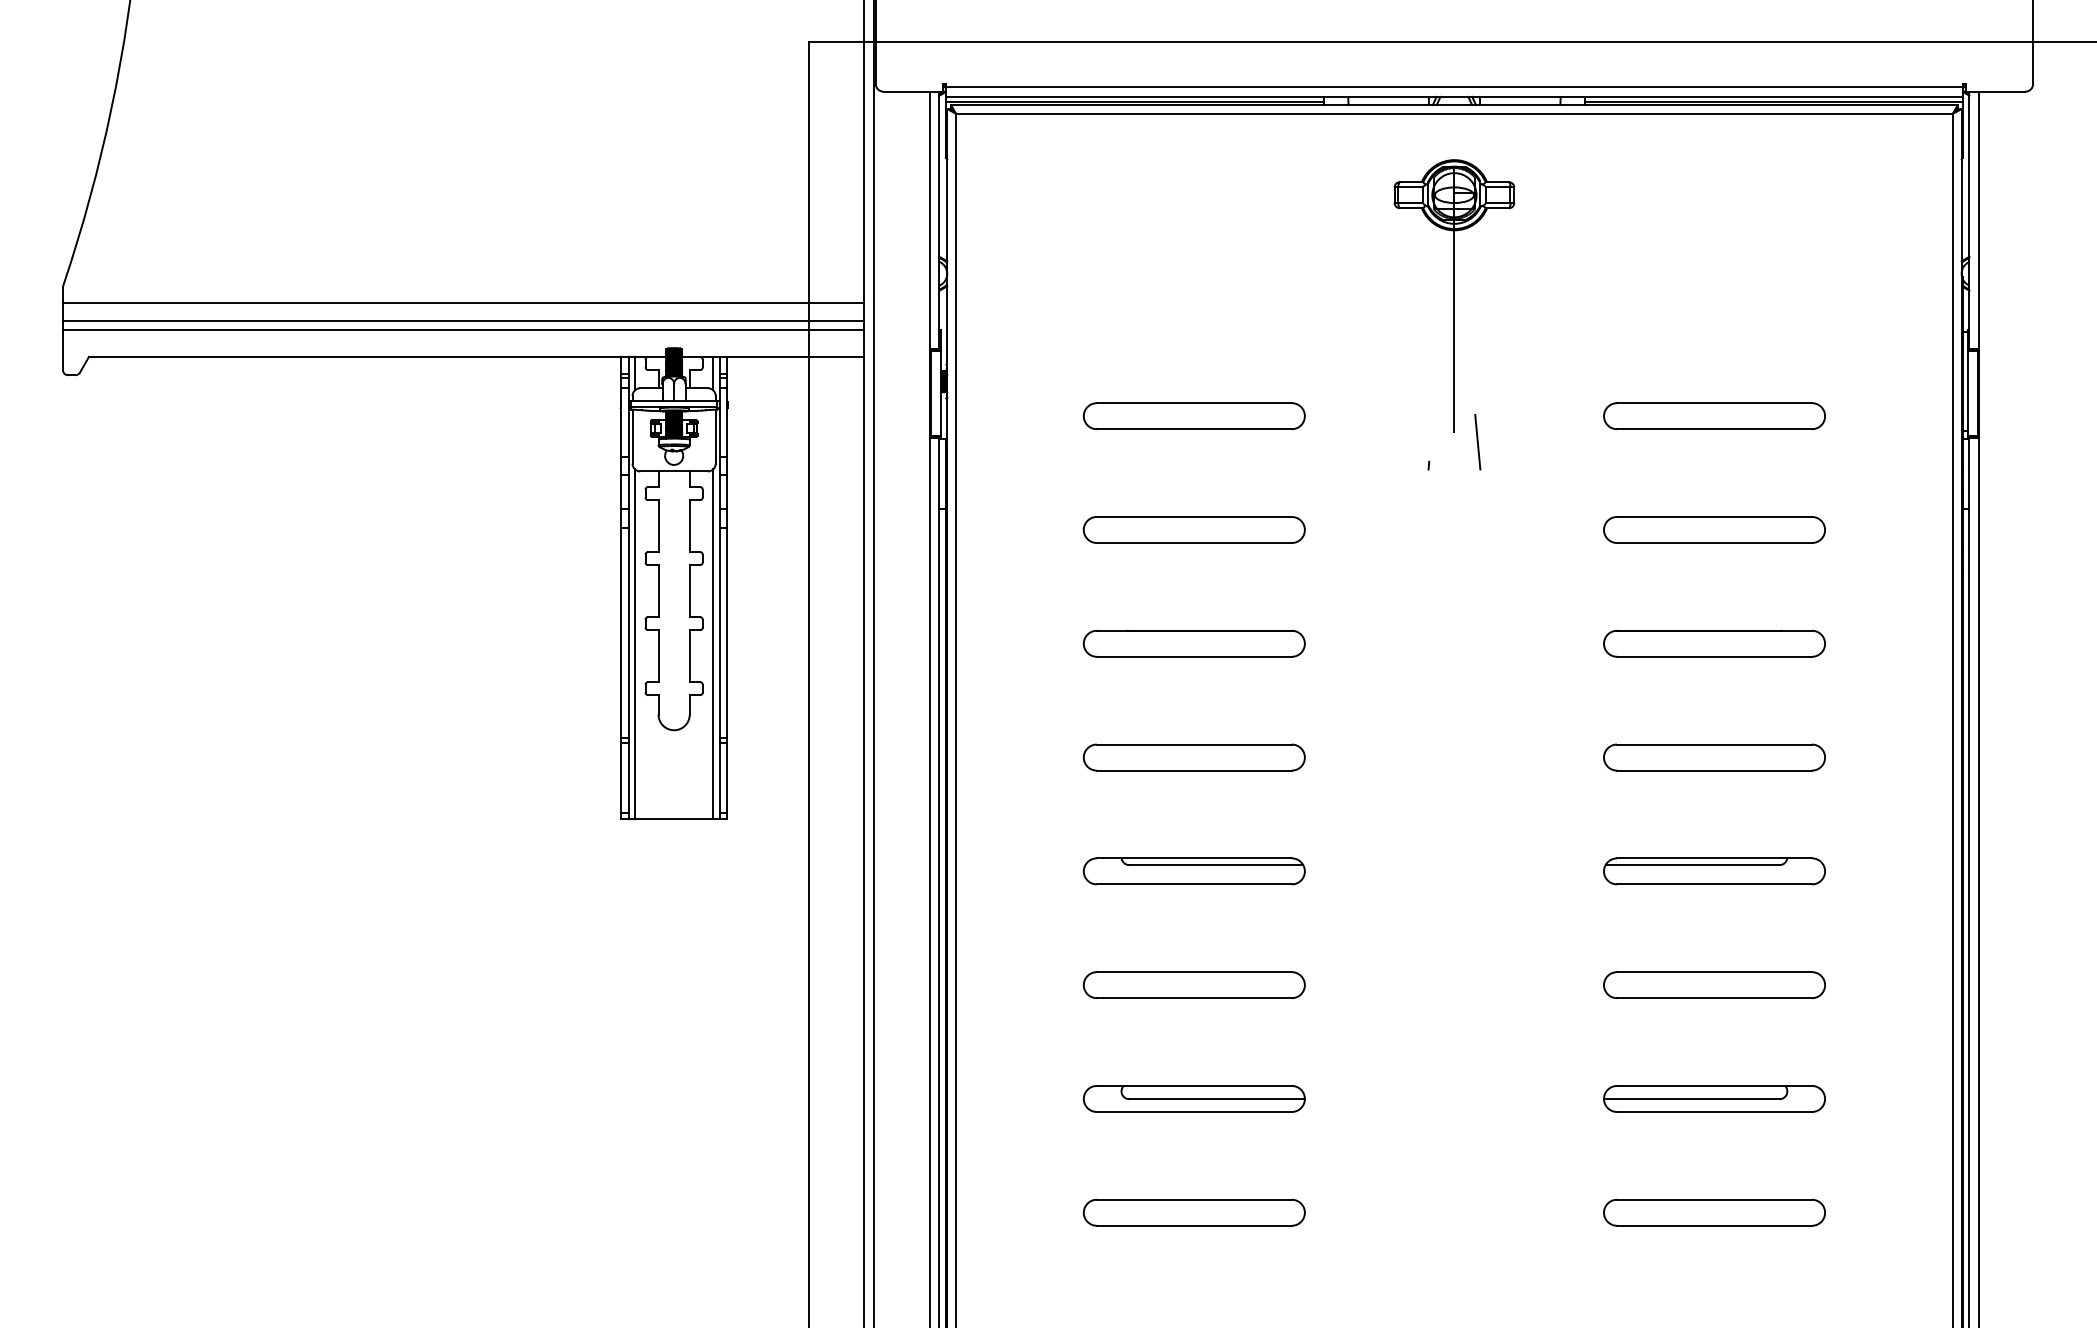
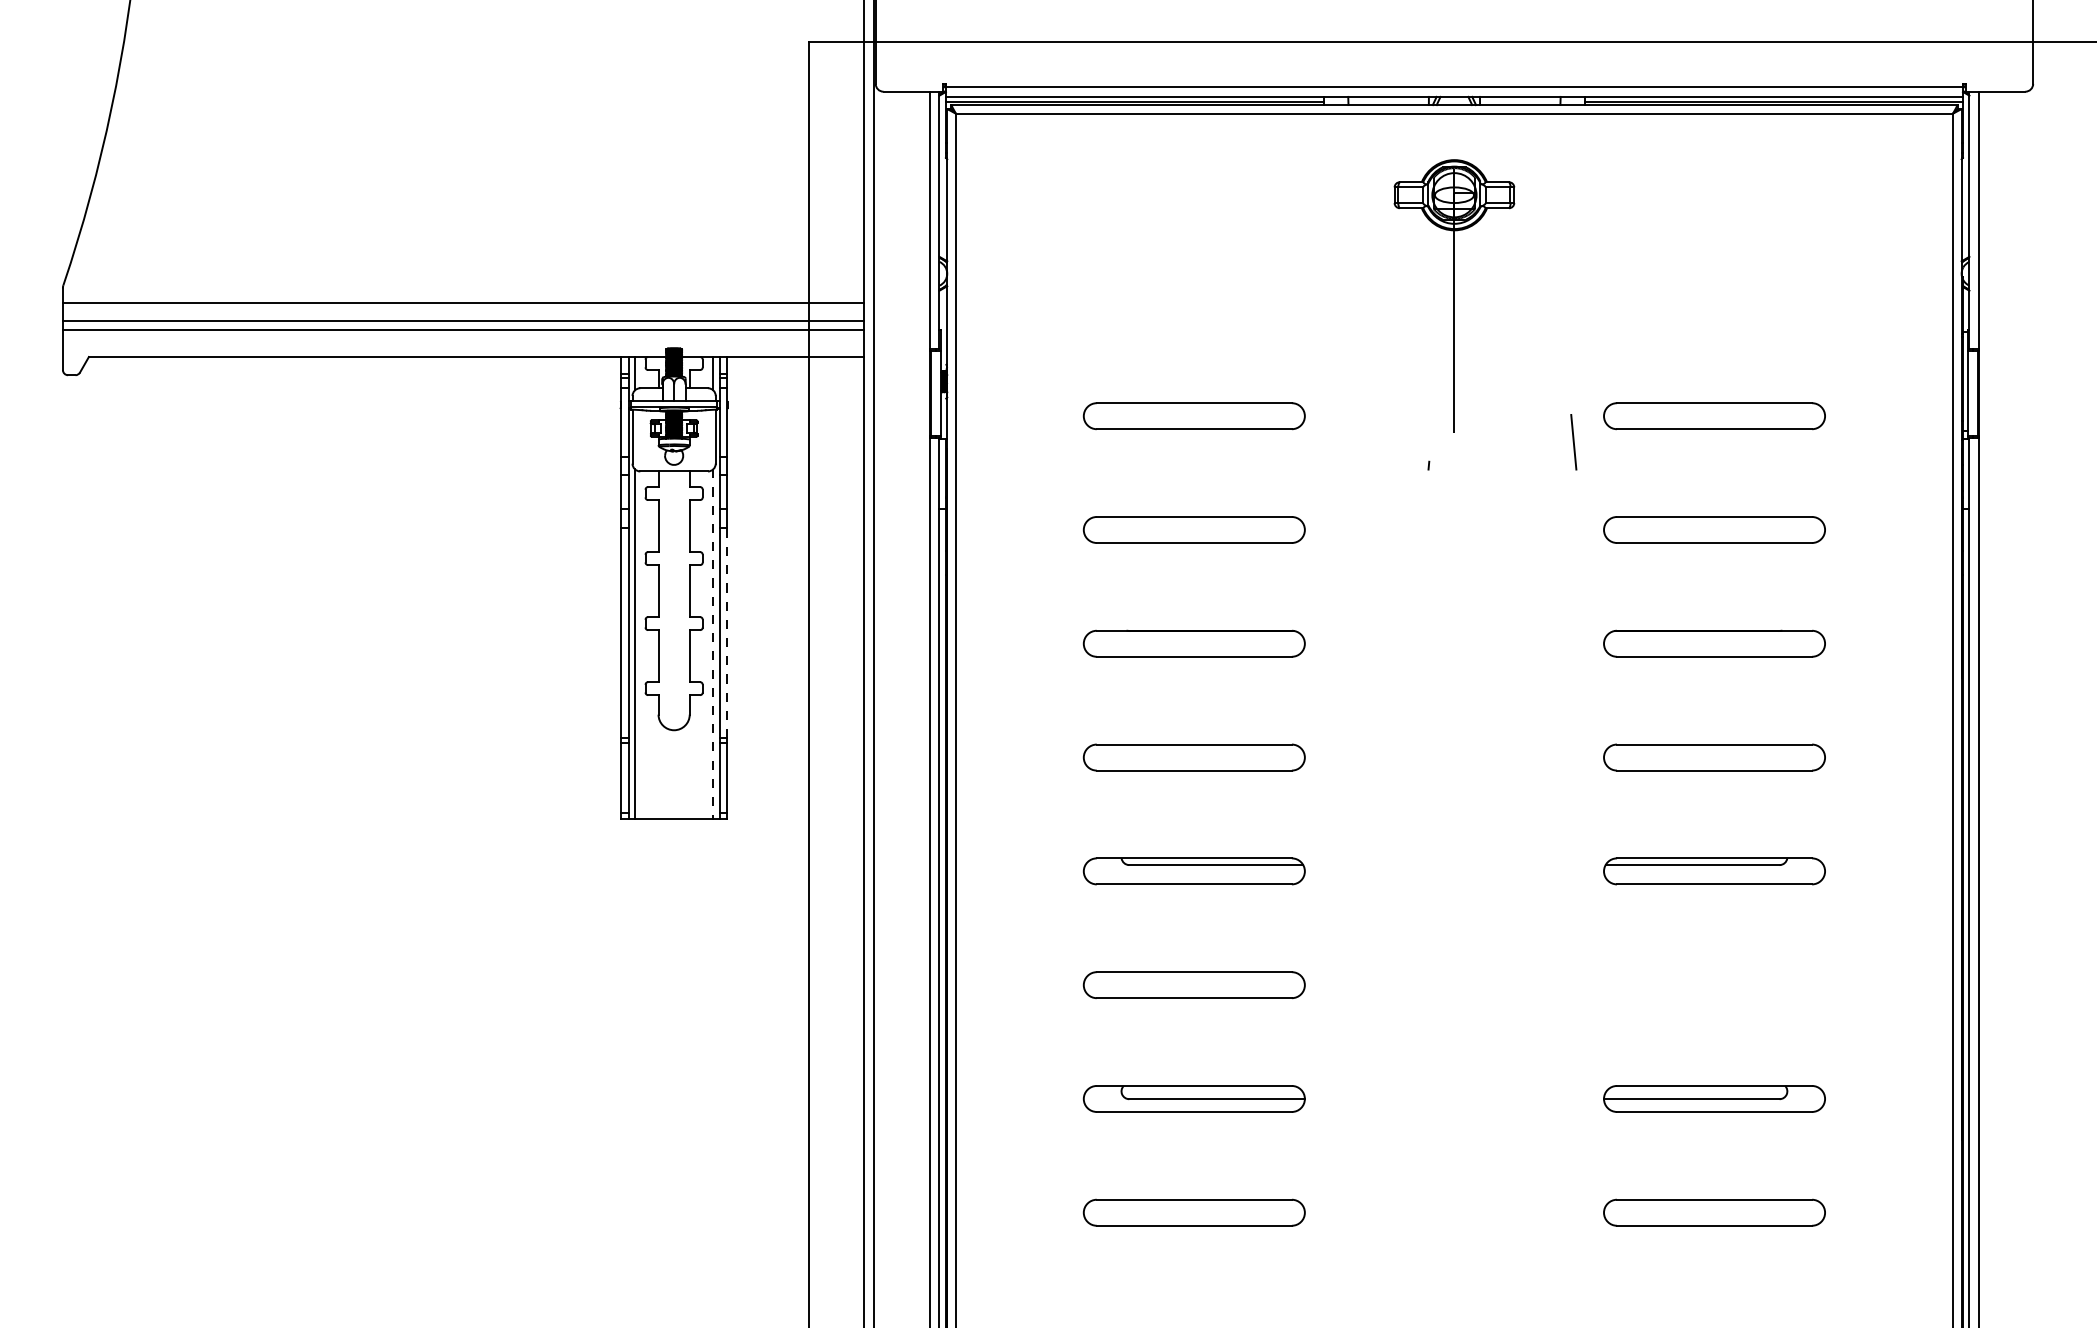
line position: (1477, 442) -> (1573, 442) (1573, 442)
line: solid -> dashed (727, 632)
line: solid -> dashed (713, 643)
part: present -> none (1714, 985)
